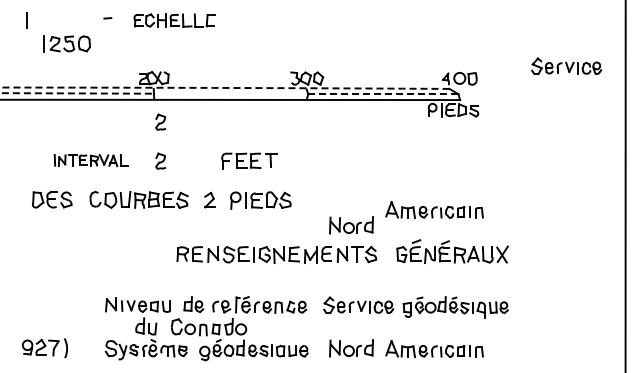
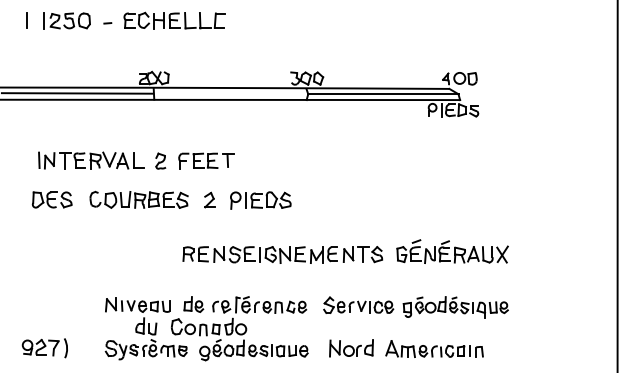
line position: (107, 18) -> (107, 23) (107, 23)
part size: 83x15 px -> 103x19 px (174, 20)
part position: (66, 43) -> (66, 20) (66, 20)
part: present -> none (566, 65)
arc: dashed -> solid (224, 87)
line: dashed -> solid (77, 93)
line: dashed -> solid (383, 94)
part: present -> none (160, 121)
part size: 76x14 px -> 107x19 px (91, 160)
part position: (249, 160) -> (206, 160) (206, 160)
line position: (625, 185) -> (617, 185) (617, 185)
part: present -> none (434, 209)
part: present -> none (351, 225)
part position: (276, 254) -> (282, 254) (282, 254)
